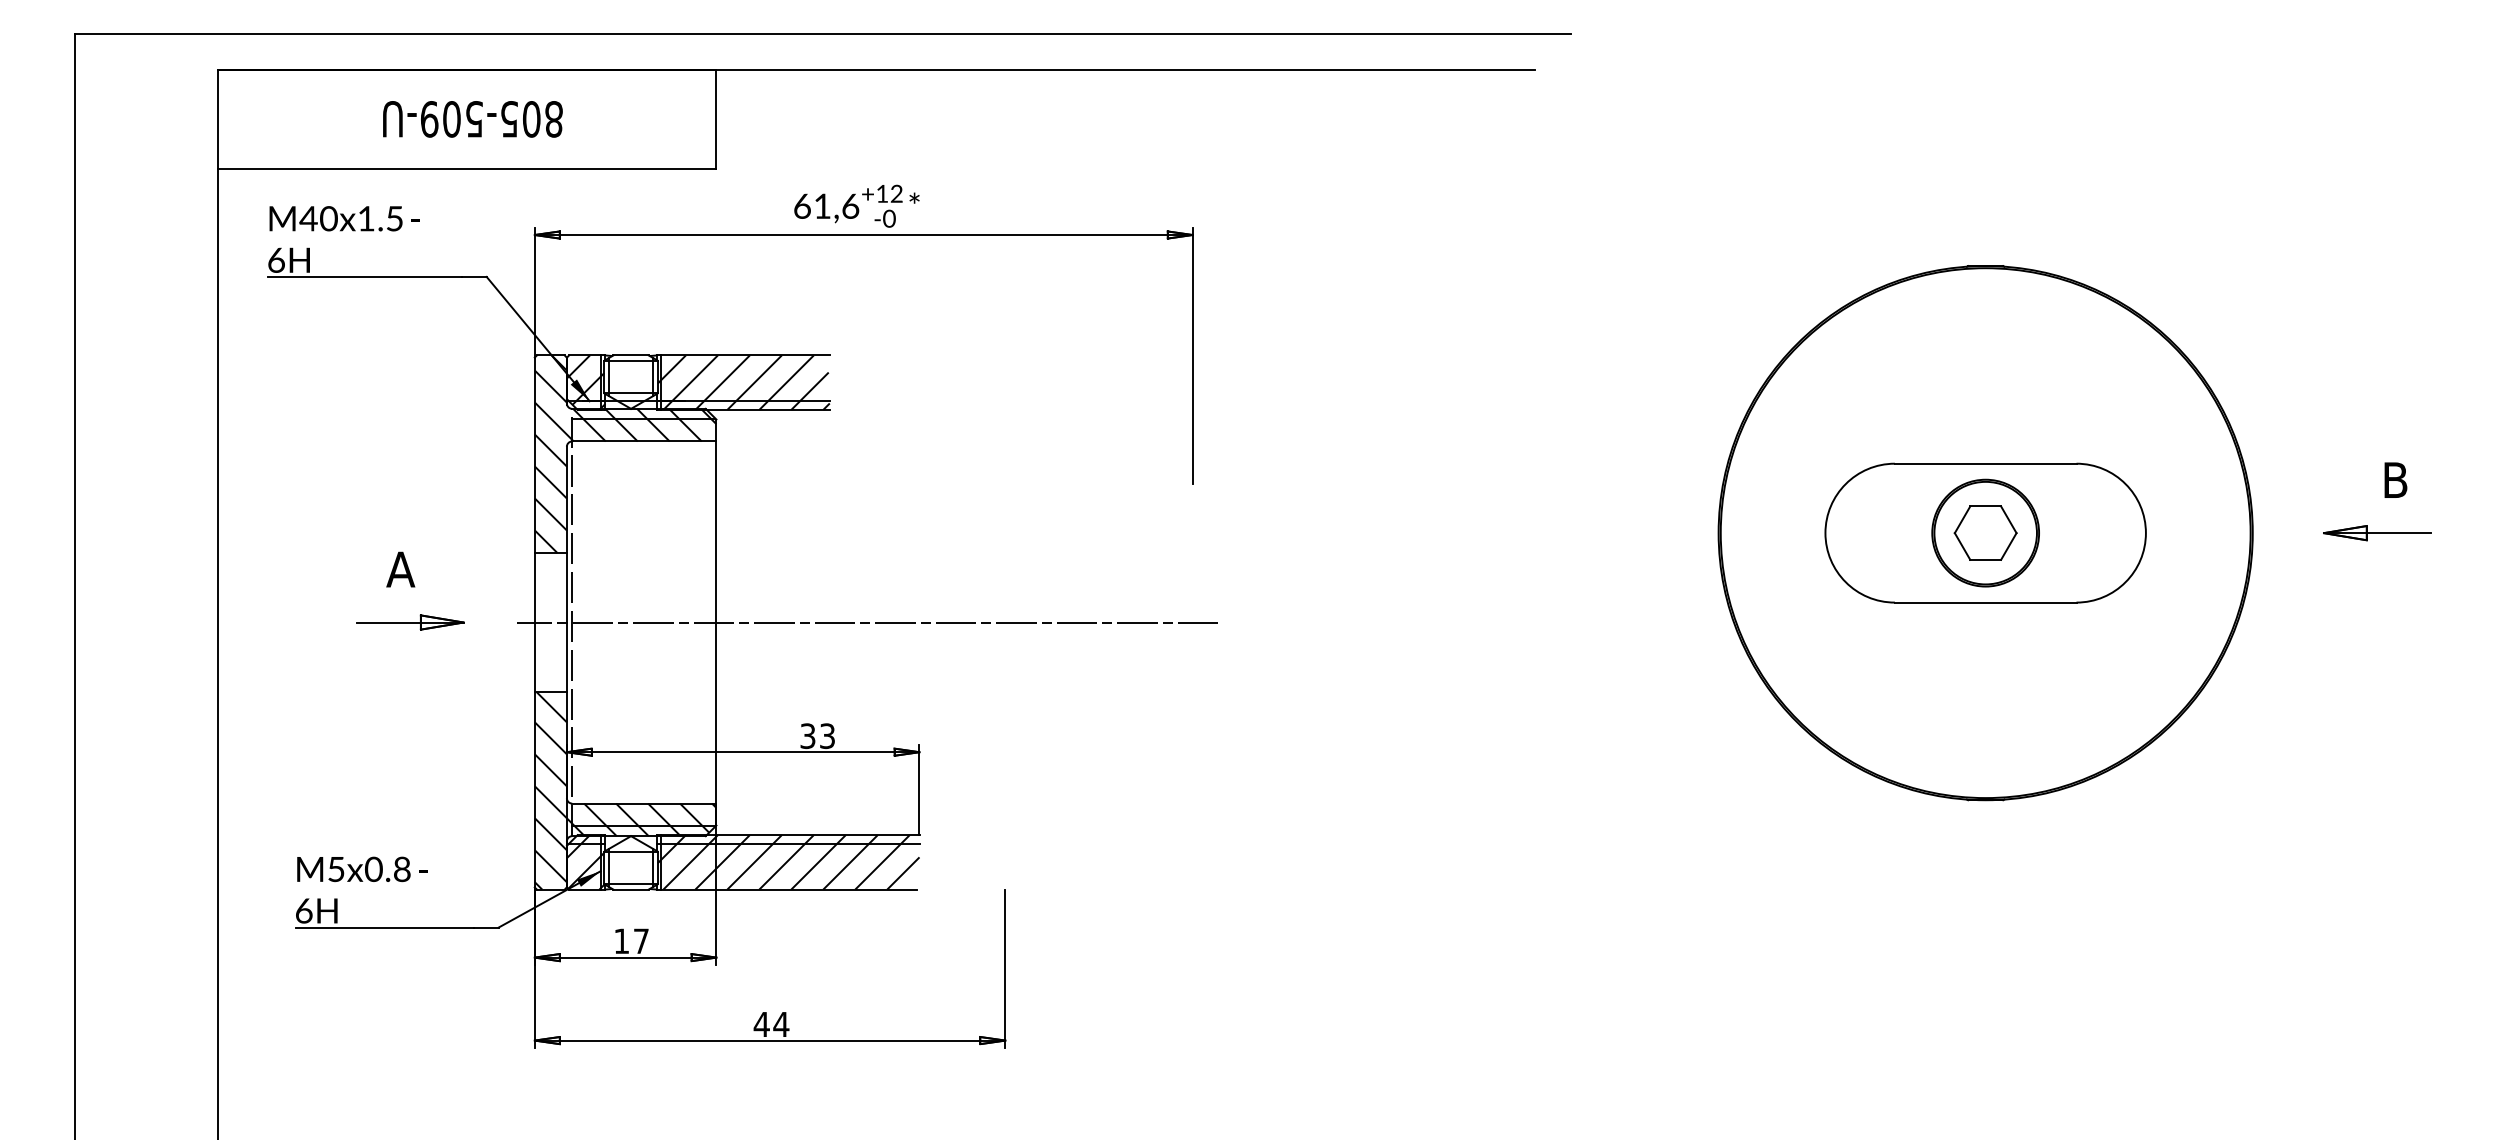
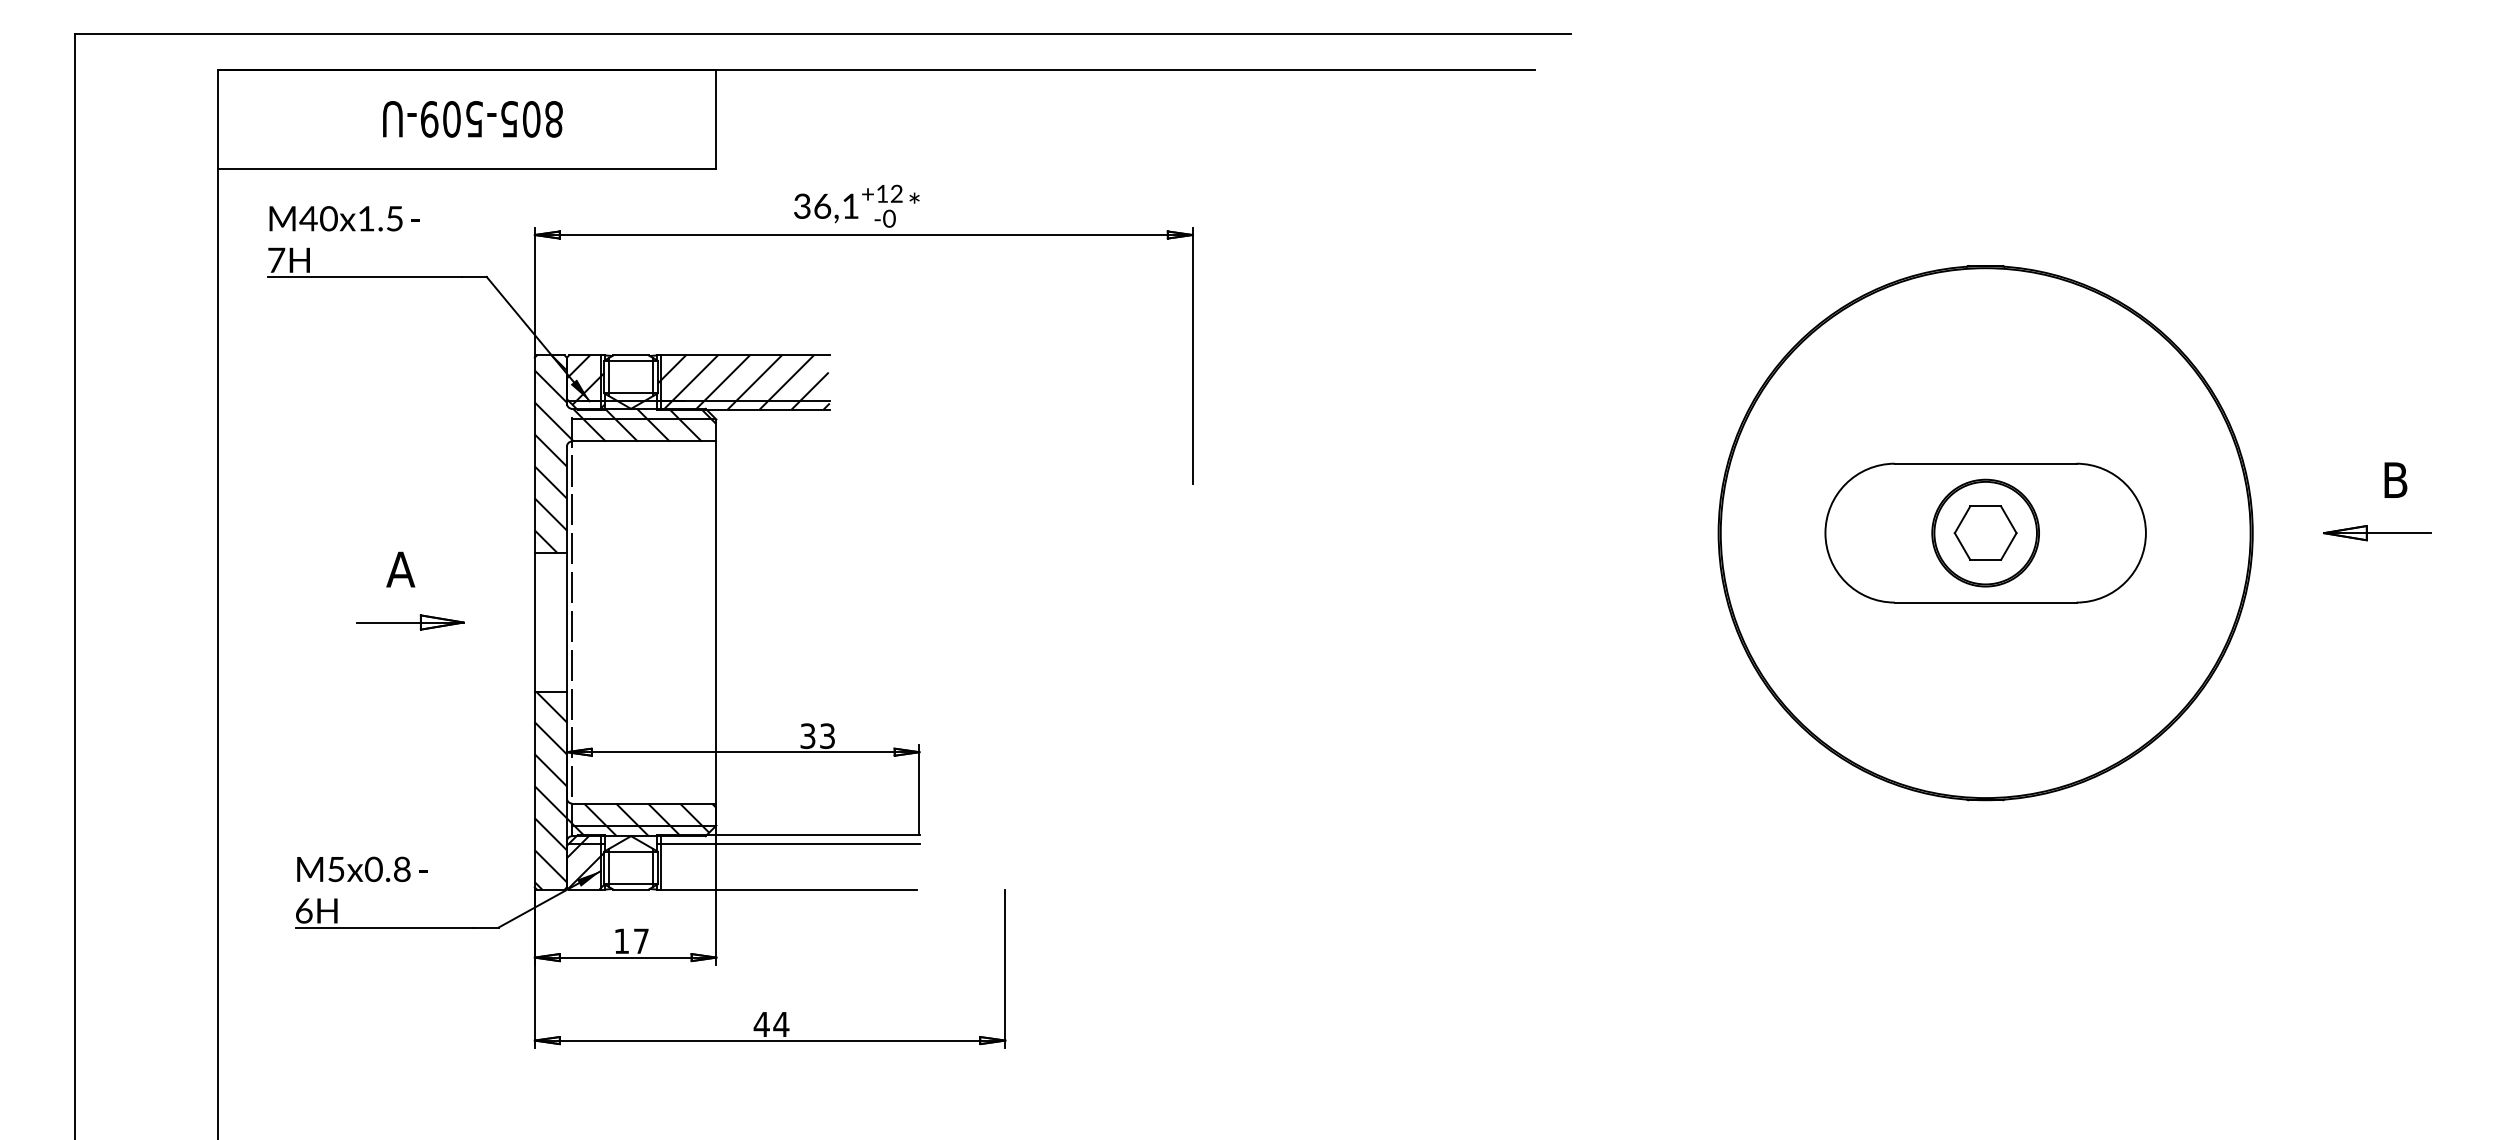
text: 61,6 -> 36,1 (826, 205)
text: 6H -> 7H (276, 259)
line: present -> none (867, 622)
hatch: present -> none (788, 862)
